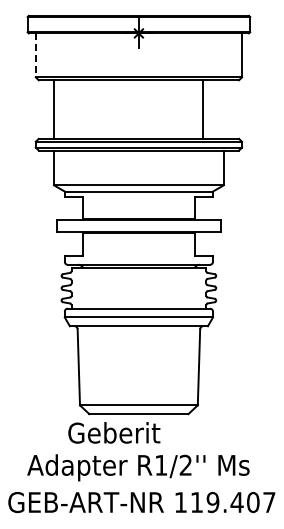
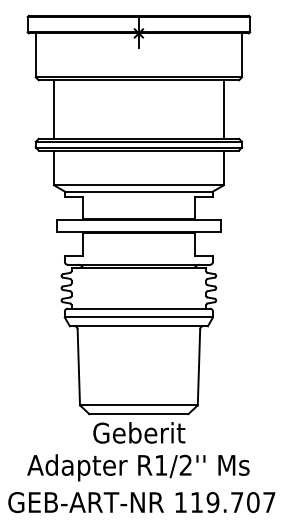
line: dashed -> solid (35, 55)
line position: (202, 109) -> (223, 109) (223, 109)
text position: (114, 432) -> (139, 432) (139, 432)
text: 119.407 -> 119.707 (236, 502)
